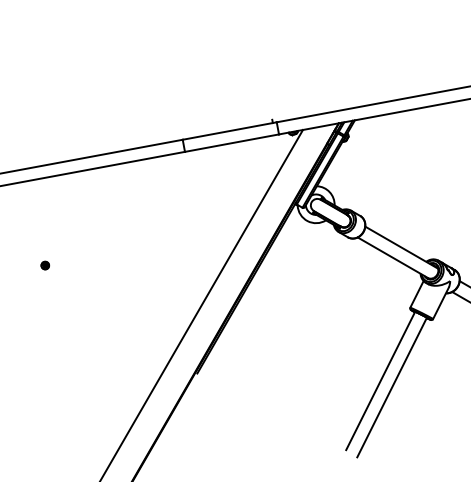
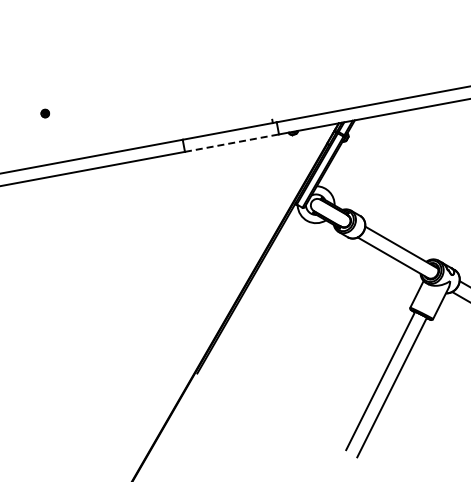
line: solid -> dashed (232, 143)
part position: (44, 265) -> (44, 113) (44, 113)
line: present -> none (201, 303)
